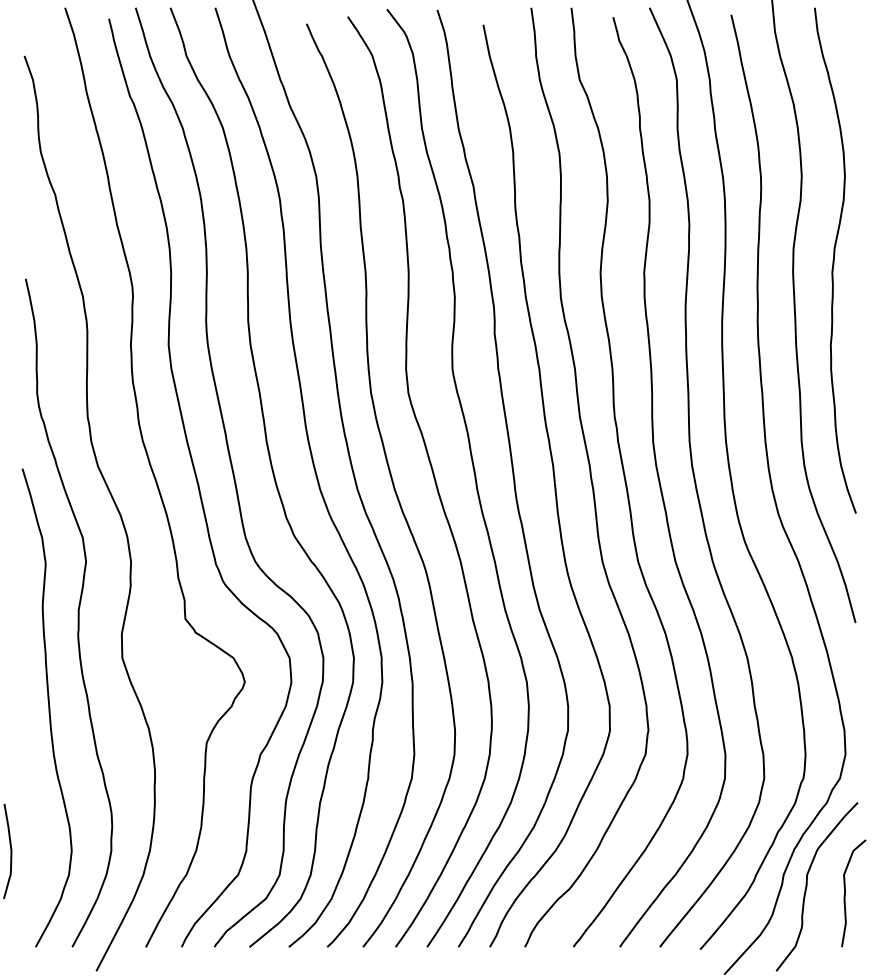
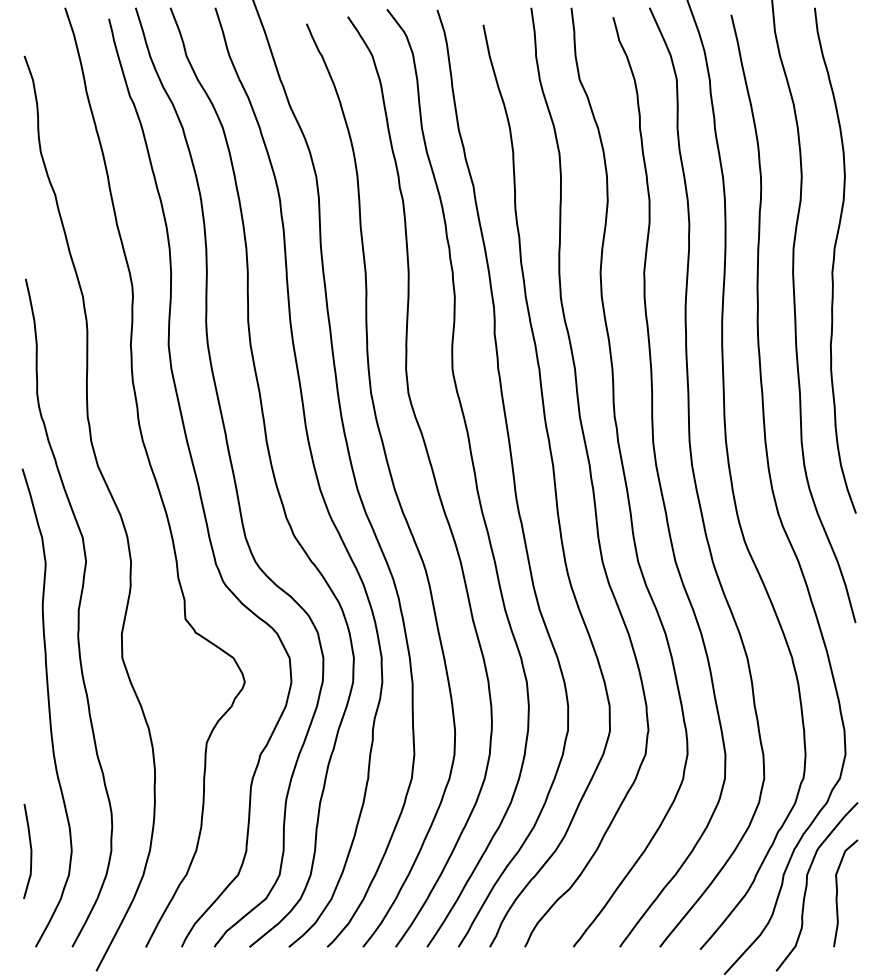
curve position: (10, 851) -> (30, 851) (30, 851)
curve position: (845, 893) -> (837, 893) (837, 893)
